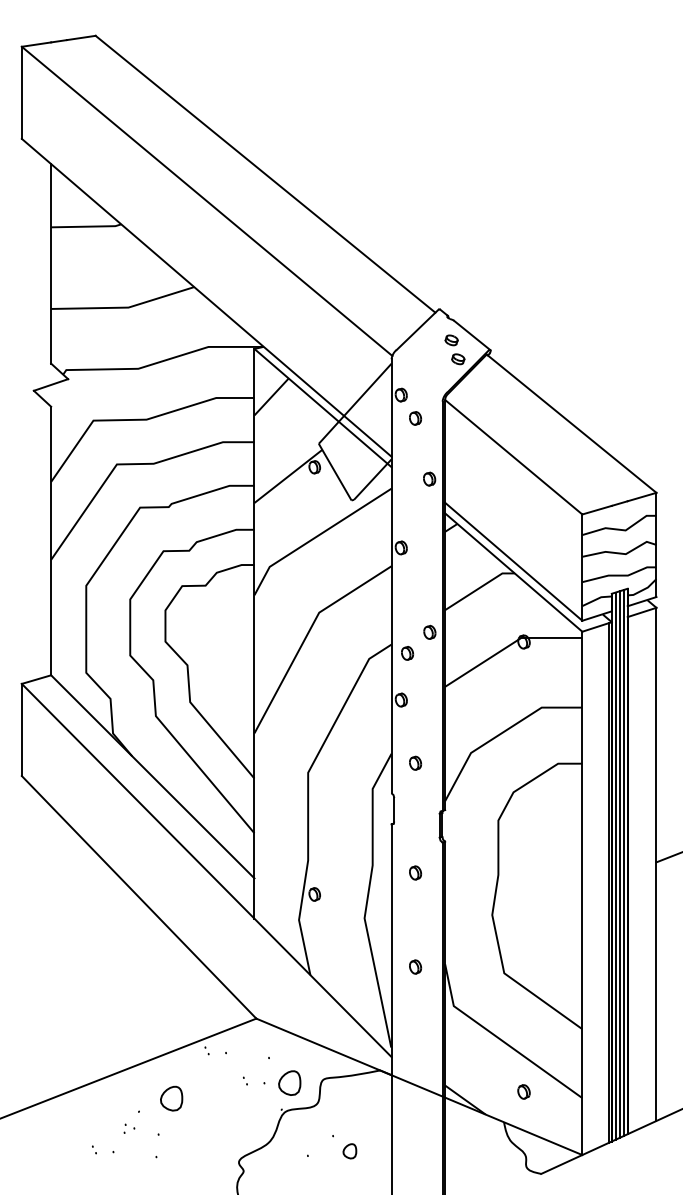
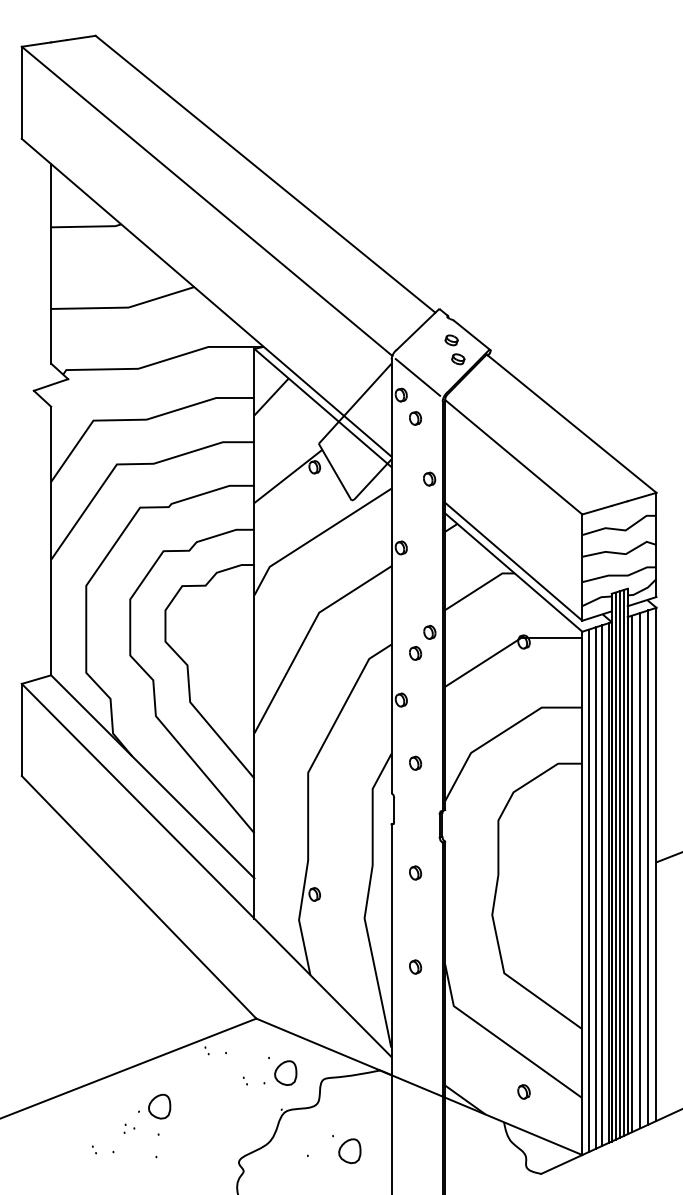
line: none -> present (417, 377)
part position: (407, 653) -> (415, 653) (415, 653)
line: none -> present (648, 867)
line: none -> present (640, 870)
line: none -> present (632, 873)
line: none -> present (602, 885)
line: none -> present (595, 887)
line: none -> present (589, 890)
part position: (289, 1082) -> (285, 1072) (285, 1072)
part position: (171, 1098) -> (159, 1106) (159, 1106)
part size: 16x17 px -> 24x27 px (349, 1151)
